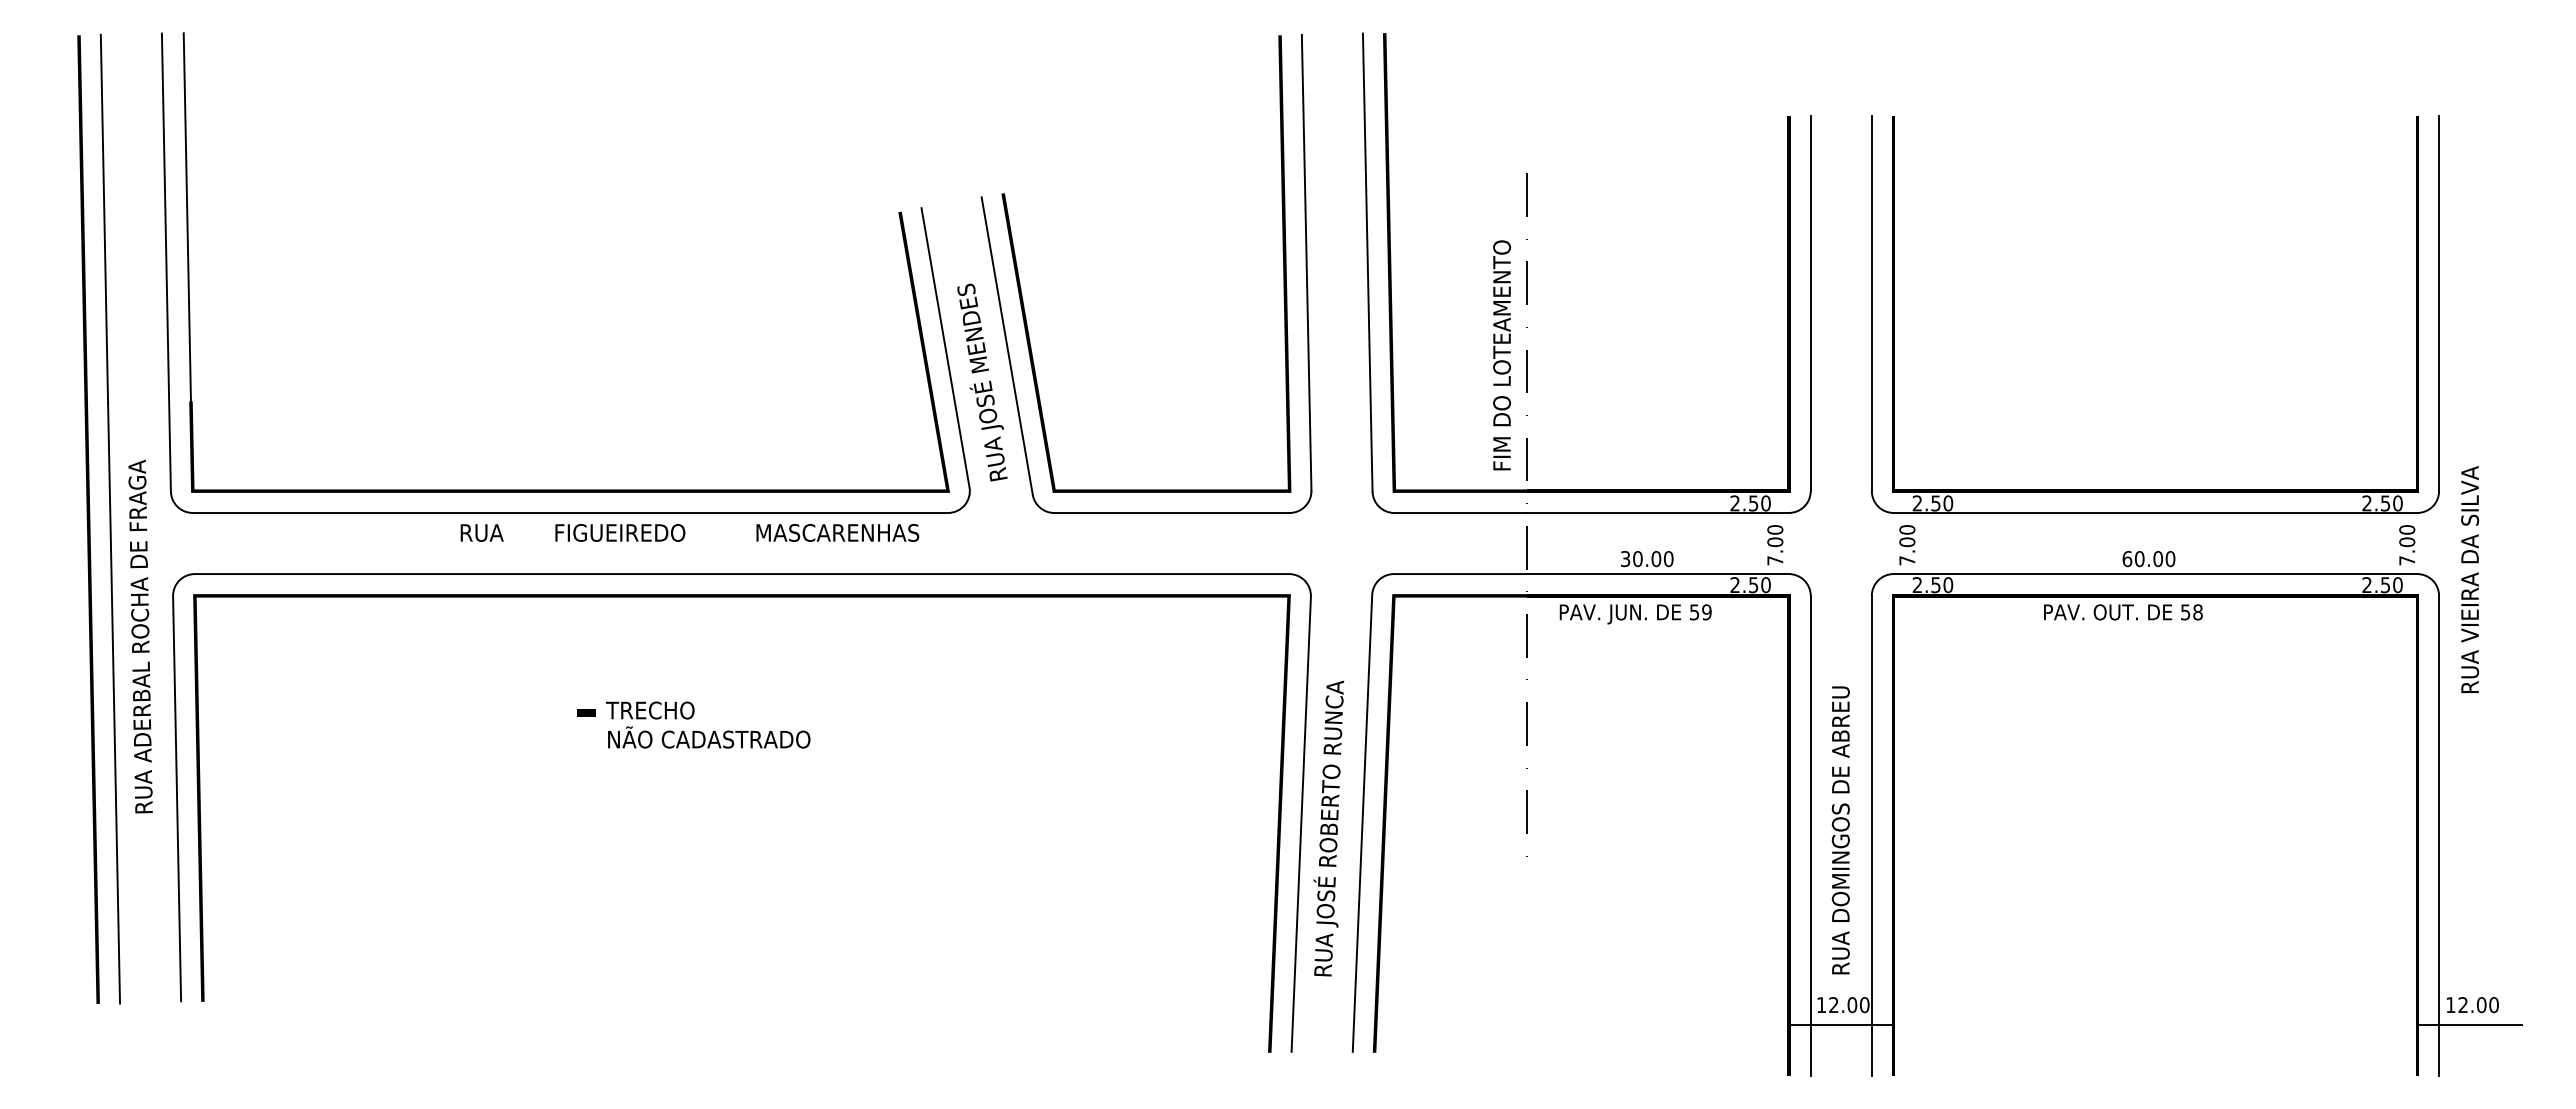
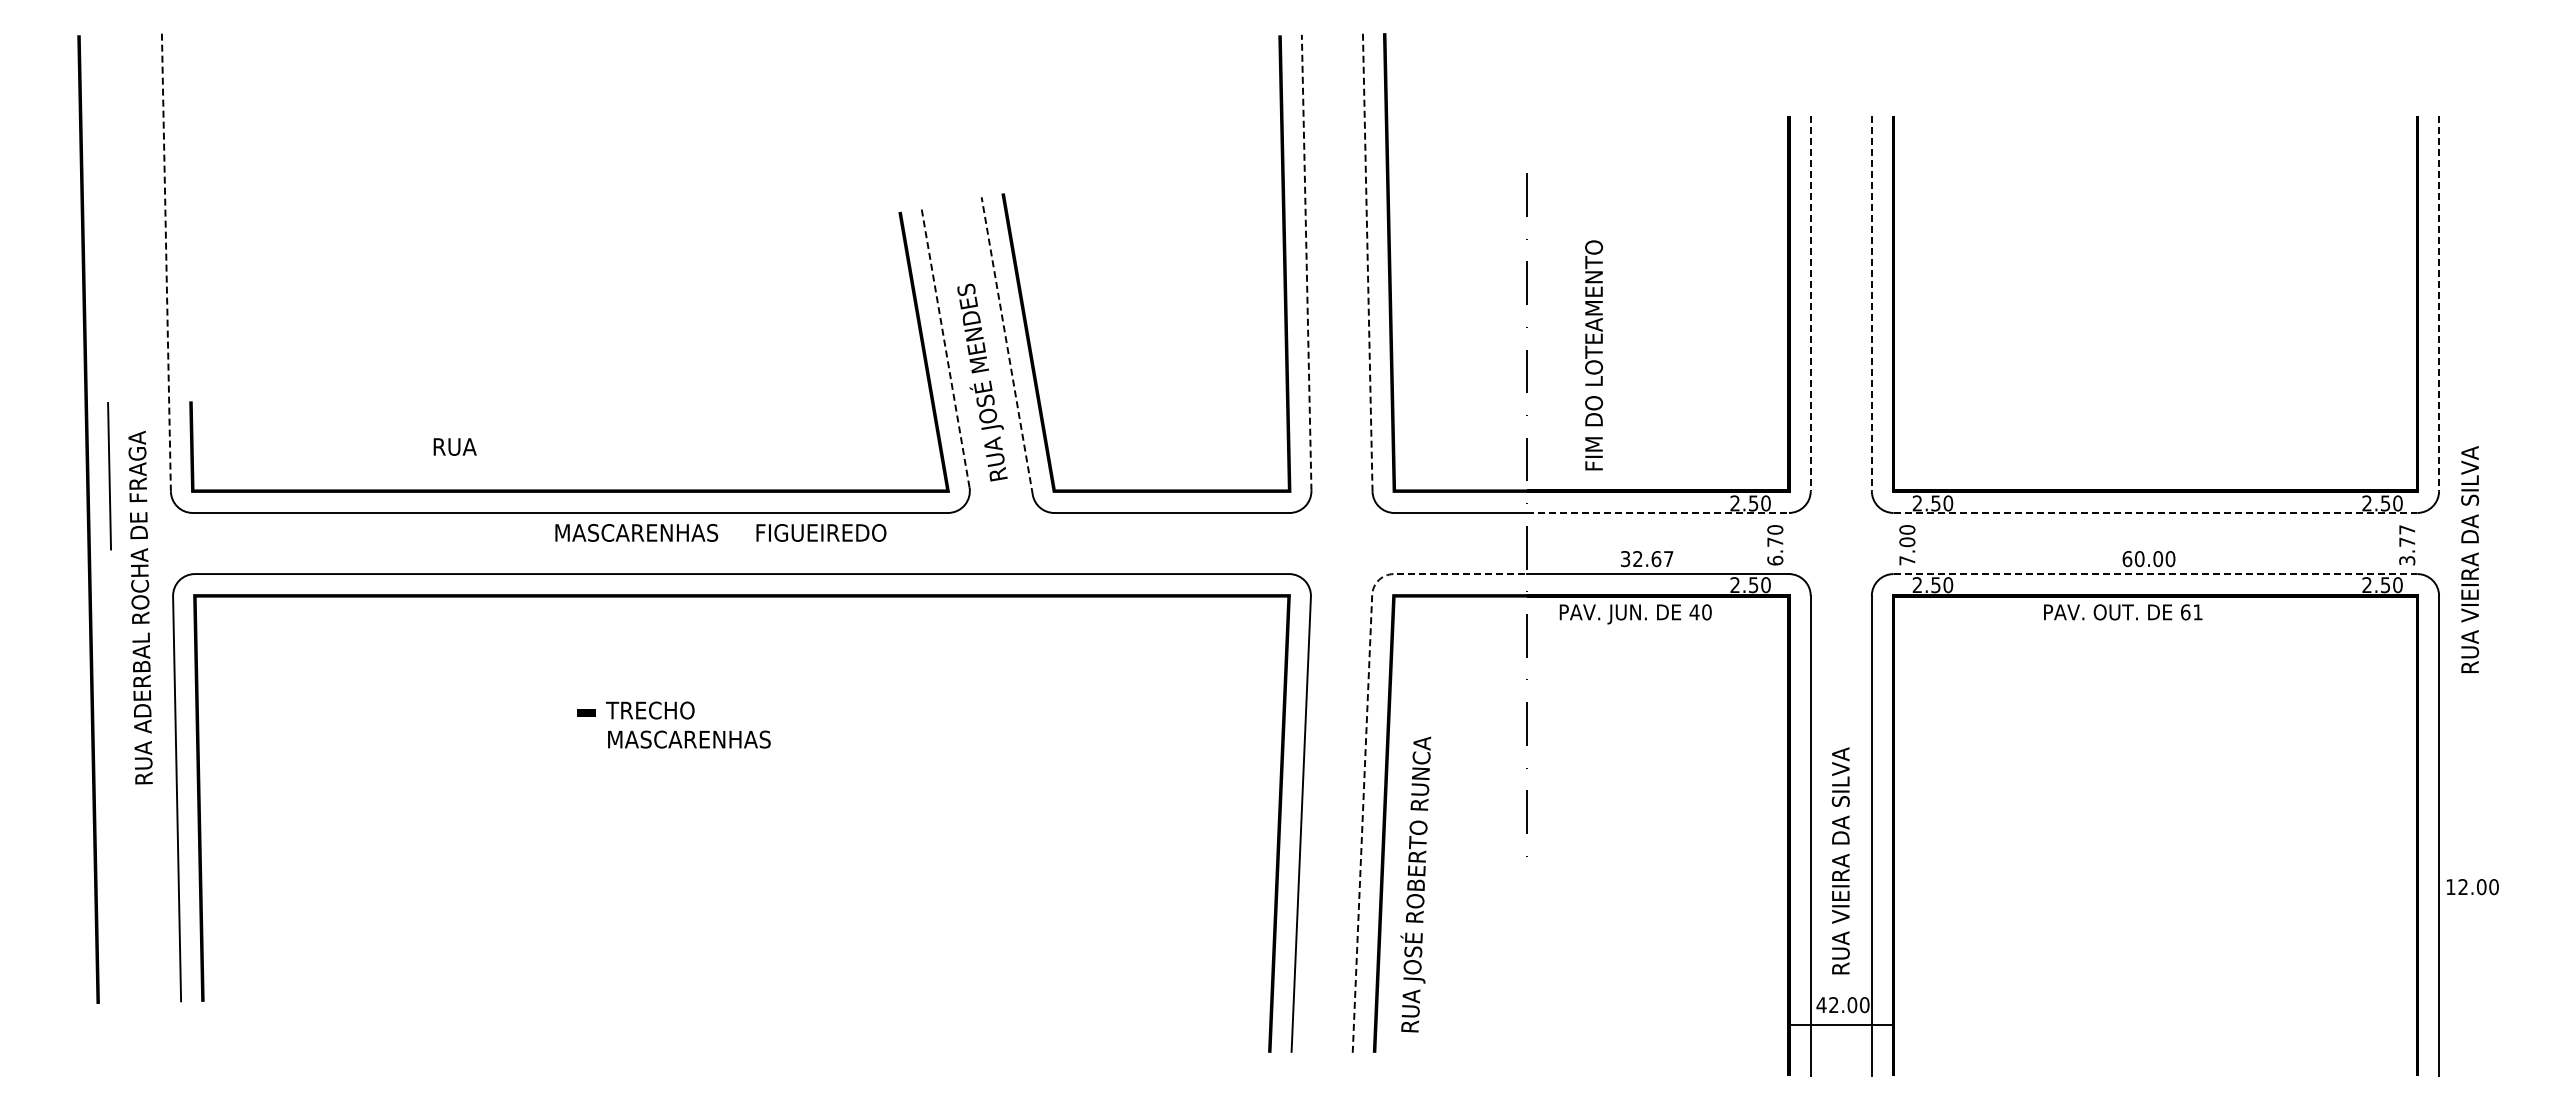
line: present -> none (186, 217)
line: present -> none (104, 218)
line: solid -> dashed (166, 262)
line: solid -> dashed (1306, 262)
line: solid -> dashed (1367, 262)
line: solid -> dashed (1810, 303)
line: solid -> dashed (1871, 303)
line: solid -> dashed (2439, 303)
line: solid -> dashed (1007, 346)
line: solid -> dashed (945, 347)
text position: (1501, 355) -> (1593, 355) (1593, 355)
line: solid -> dashed (1658, 512)
line: solid -> dashed (2155, 512)
text position: (481, 532) -> (454, 446) (454, 446)
text: FIGUEIREDO -> MASCARENHAS (637, 532)
text: MASCARENHAS -> FIGUEIREDO (838, 532)
text: 7.00 -> 3.77 (2407, 545)
text: 7.00 -> 6.70 (1775, 551)
text: 30.00 -> 32.67 (1653, 559)
line: solid -> dashed (2155, 574)
text position: (2470, 579) -> (2470, 559) (2470, 559)
text: 59 -> 40 (1700, 612)
text: 58 -> 61 (2191, 612)
text position: (140, 636) -> (140, 607) (140, 607)
line: solid -> dashed (1366, 732)
text: NÃO CADASTRADO -> MASCARENHAS (710, 737)
line: present -> none (115, 776)
text: RUA DOMINGOS DE ABREU -> RUA VIEIRA DA SILVA (1840, 804)
text position: (1328, 828) -> (1415, 884) (1415, 884)
text: 12.00 -> 42.00 (1821, 1004)
text position: (2472, 1005) -> (2472, 887) (2472, 887)
line: present -> none (2469, 1025)
